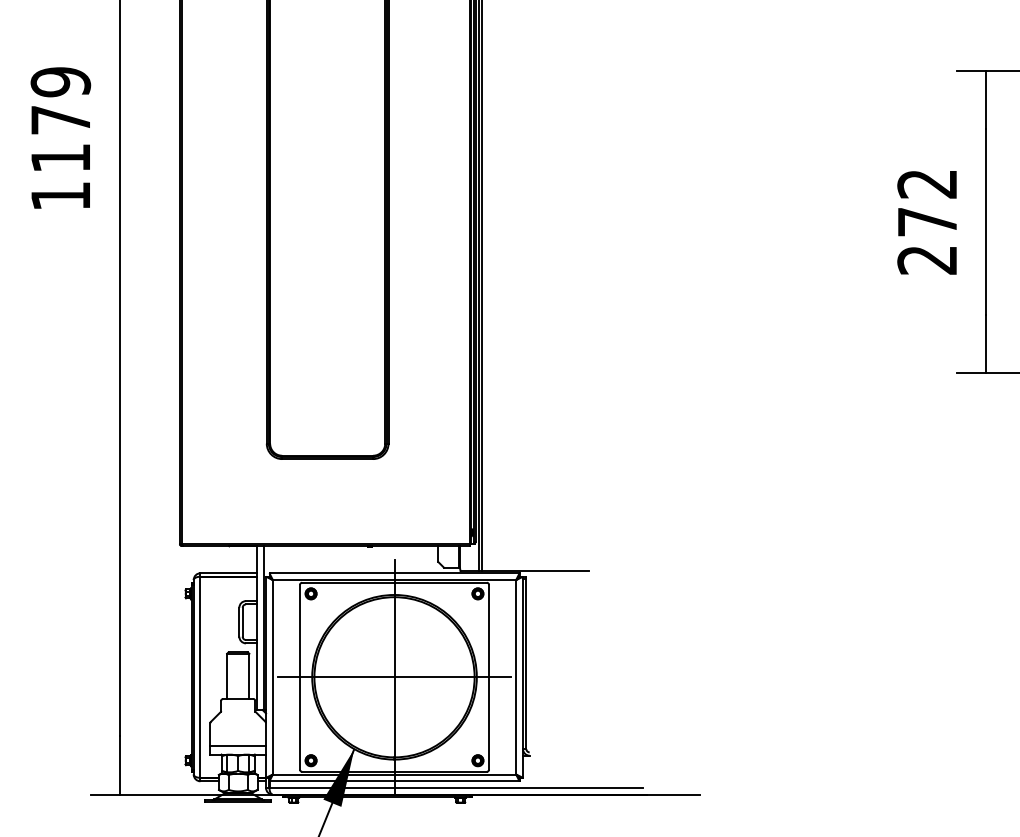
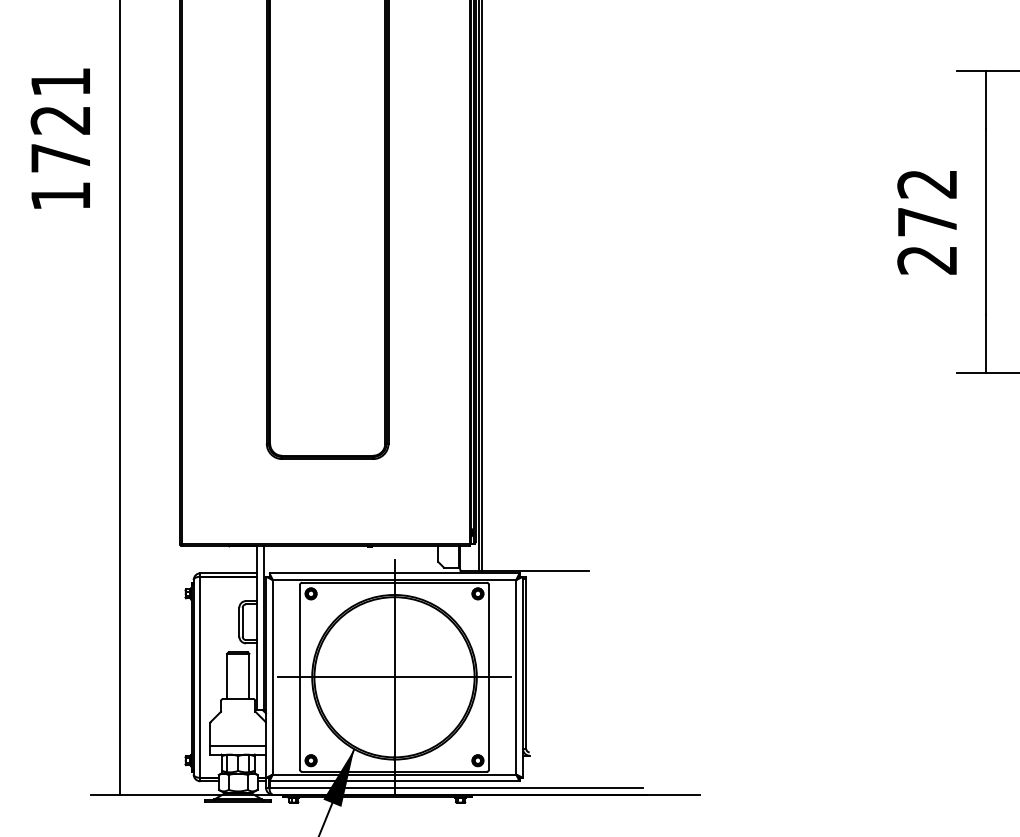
text: 1179 -> 1721 (60, 119)
